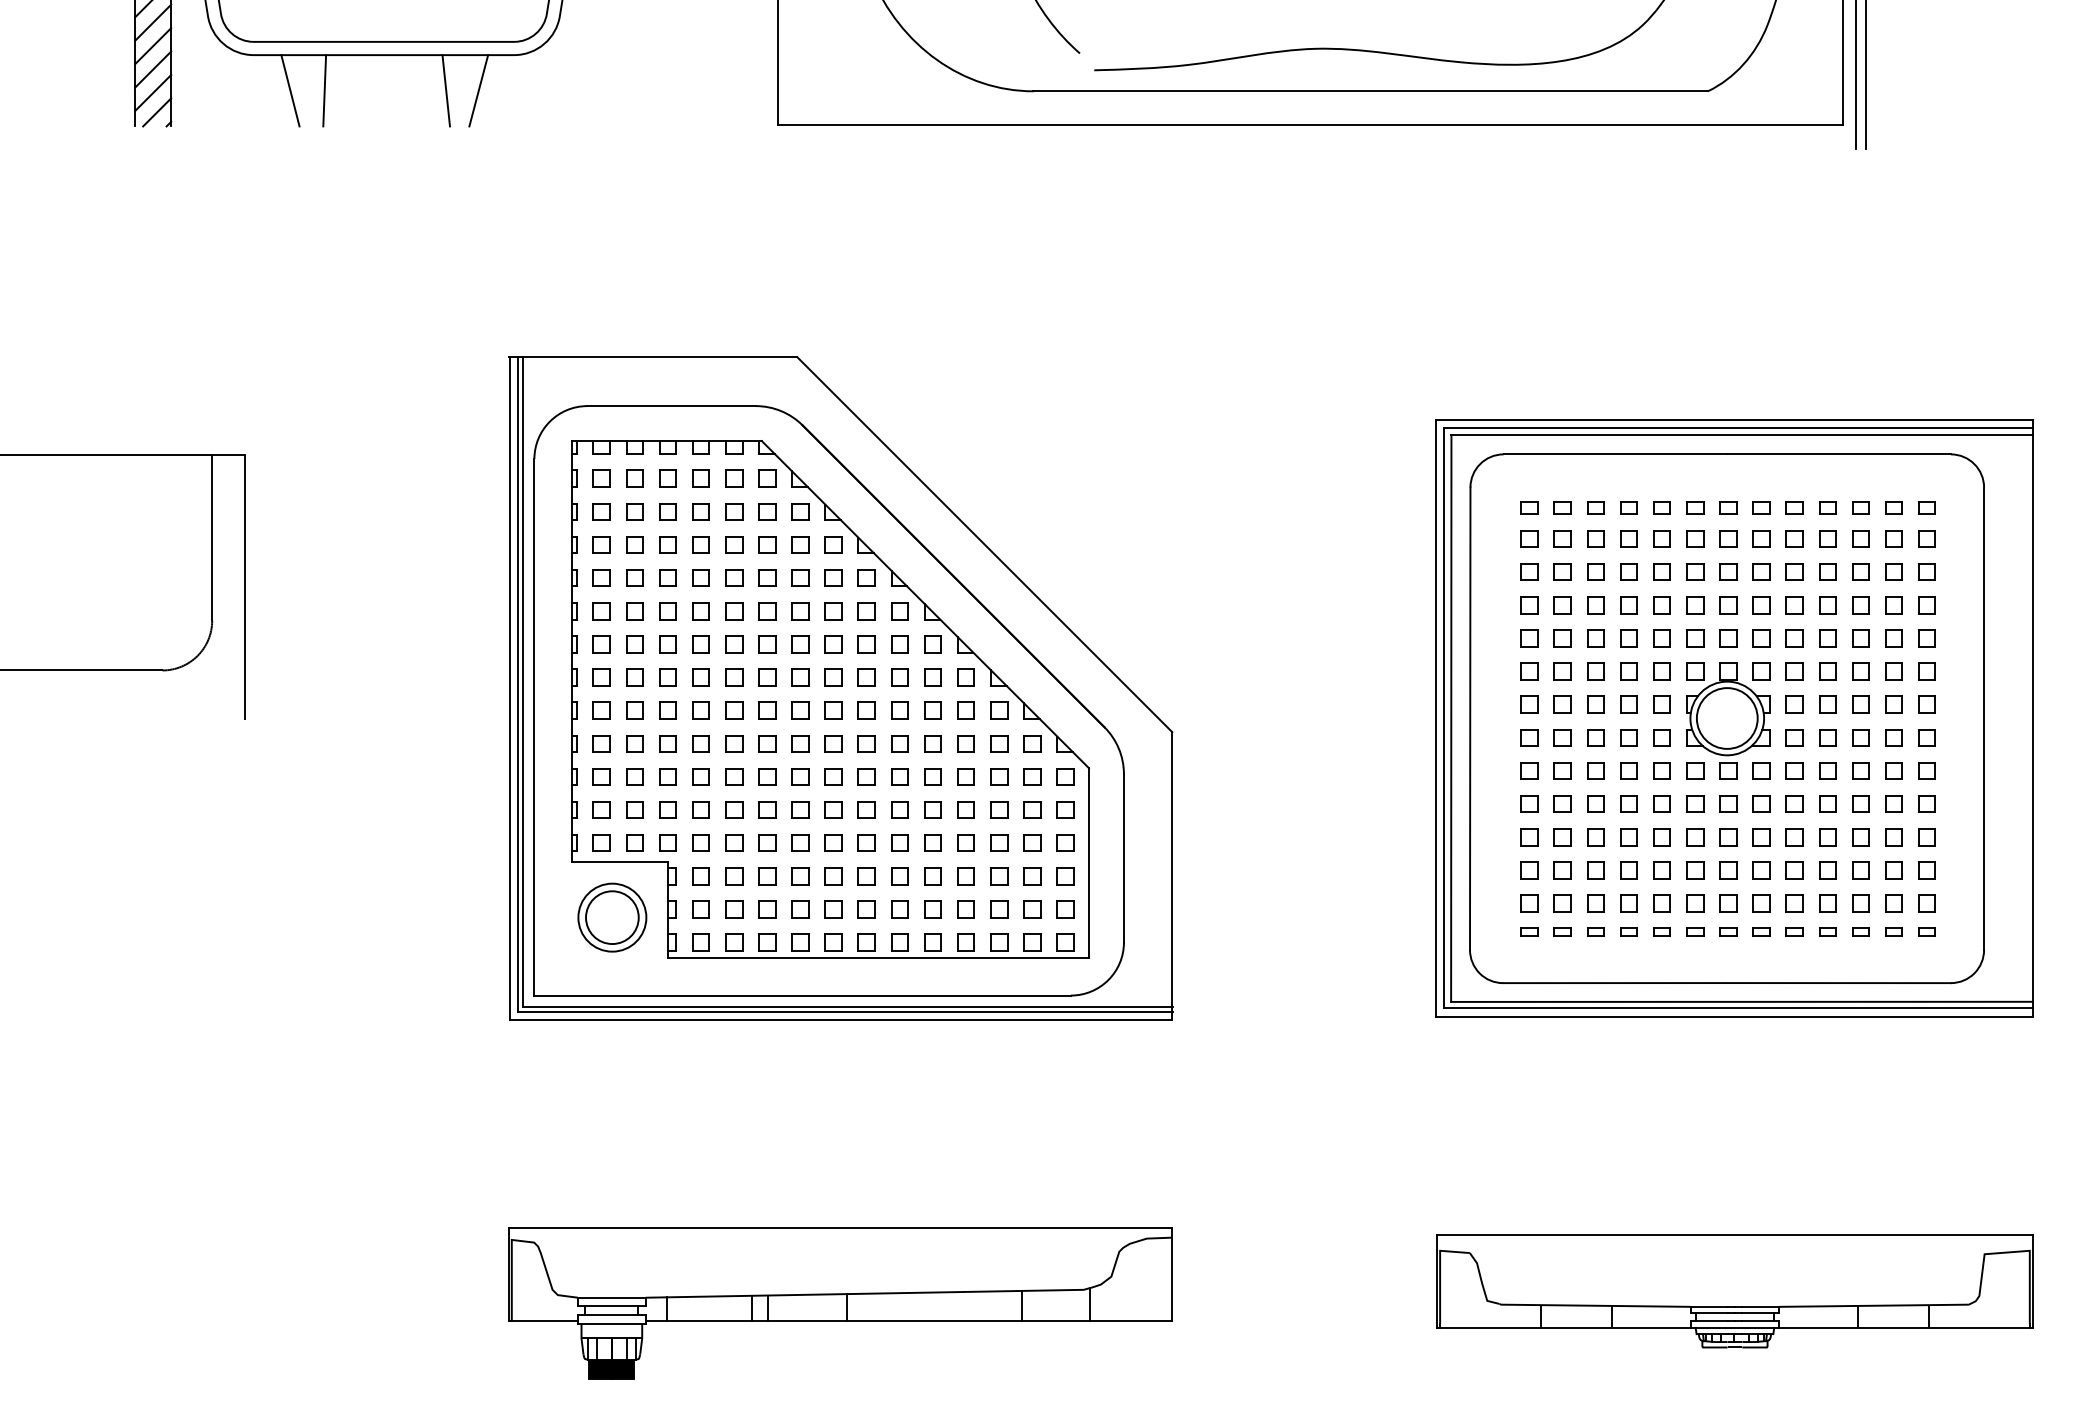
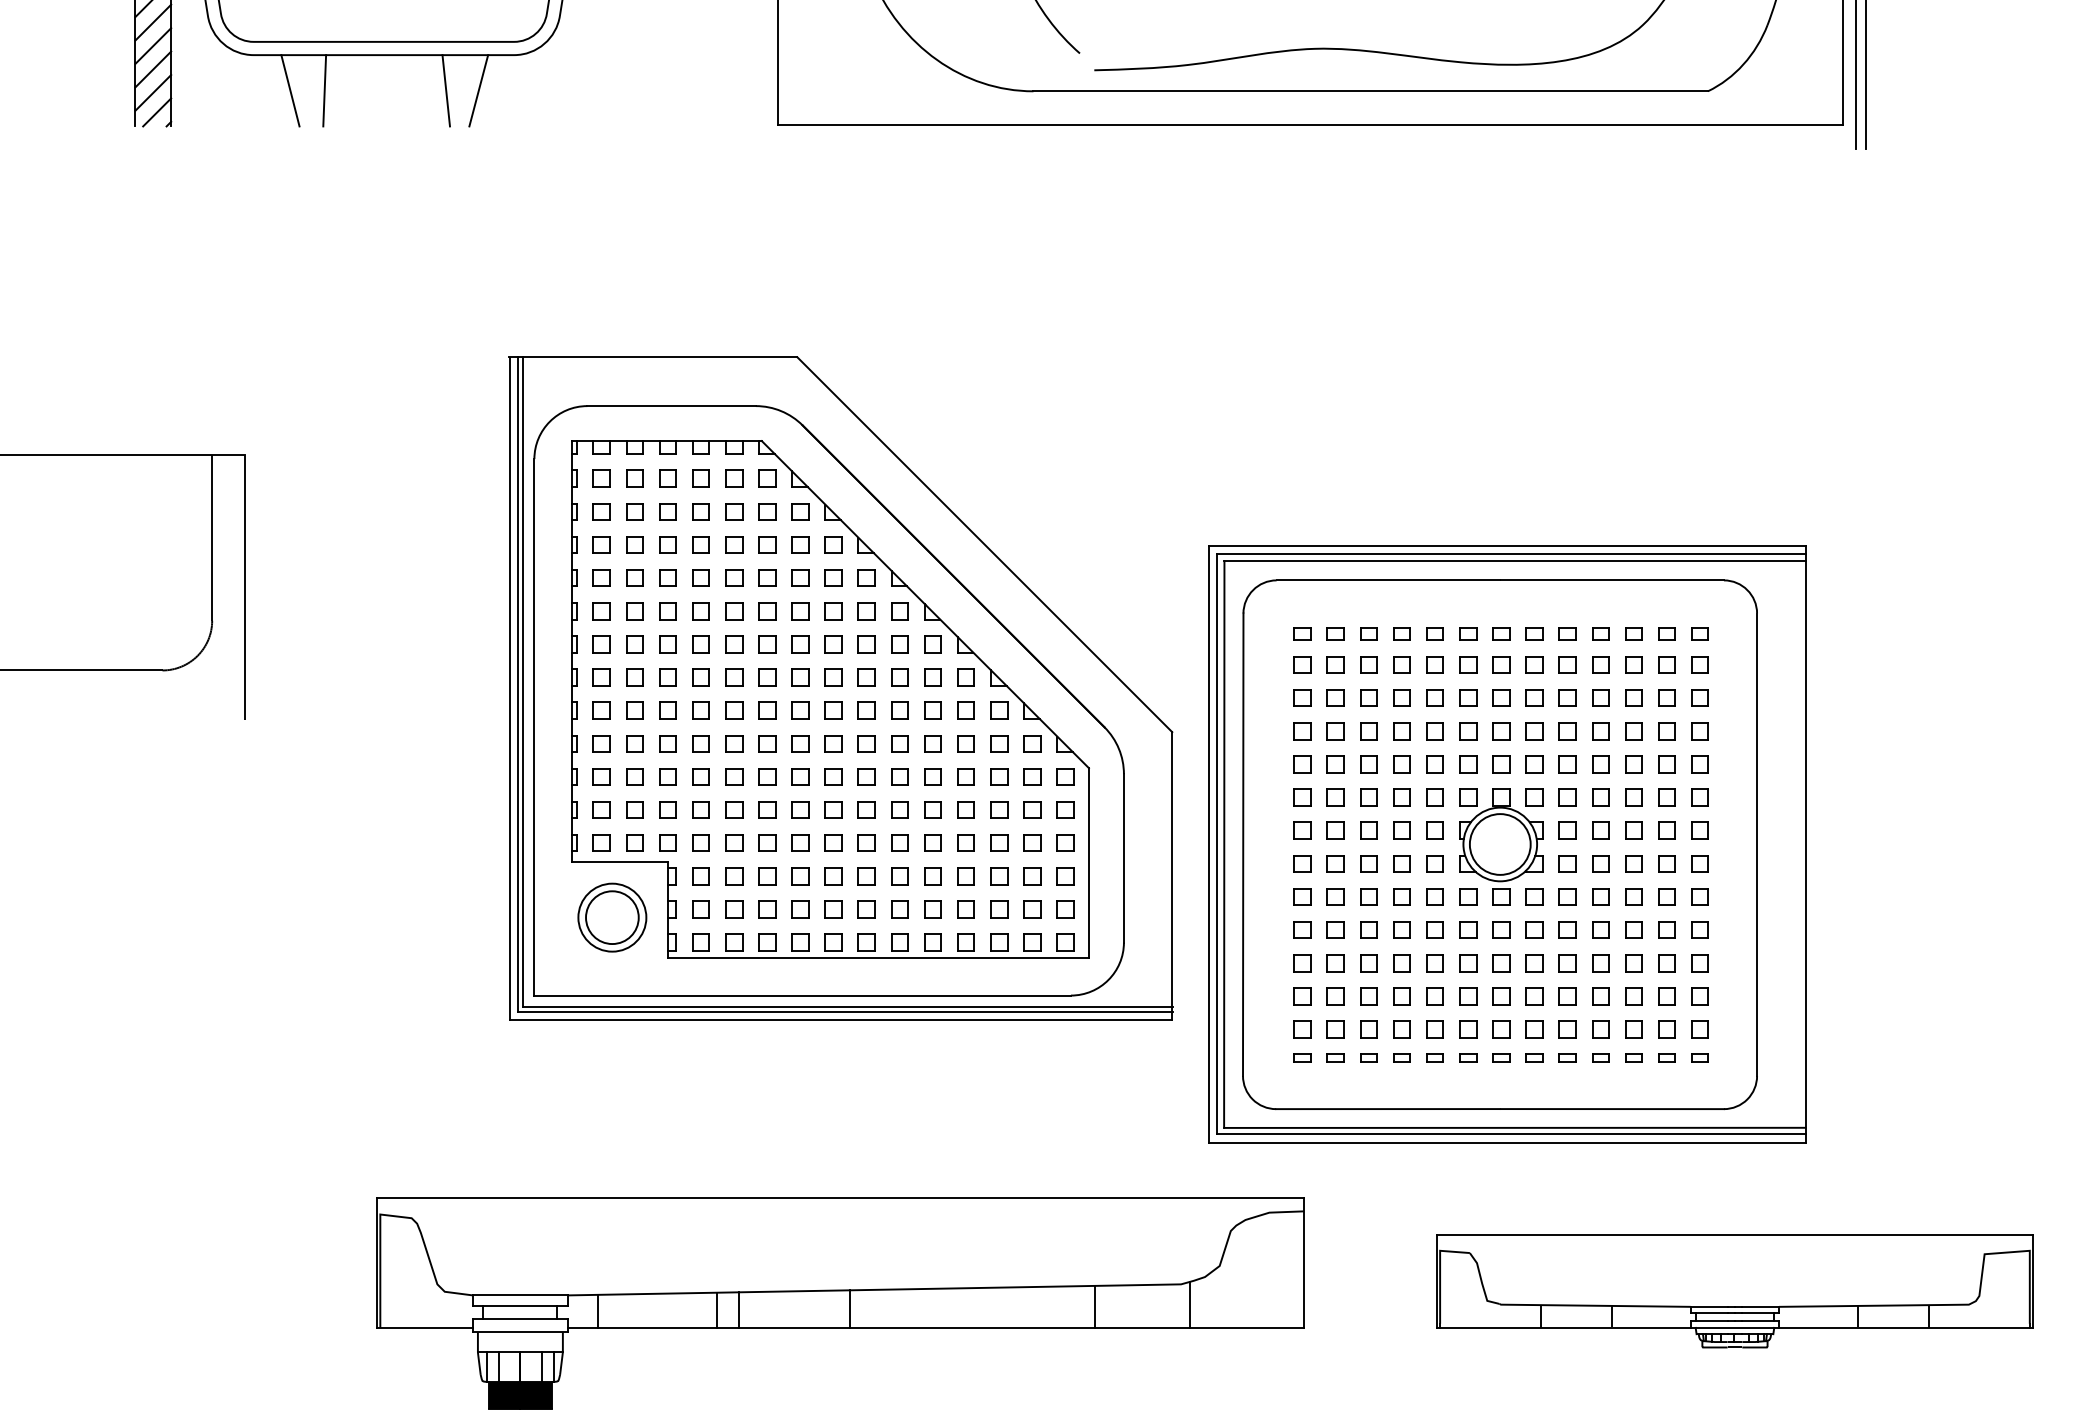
part position: (1734, 718) -> (1507, 844) (1507, 844)
part size: 665x153 px -> 929x213 px (840, 1303)
